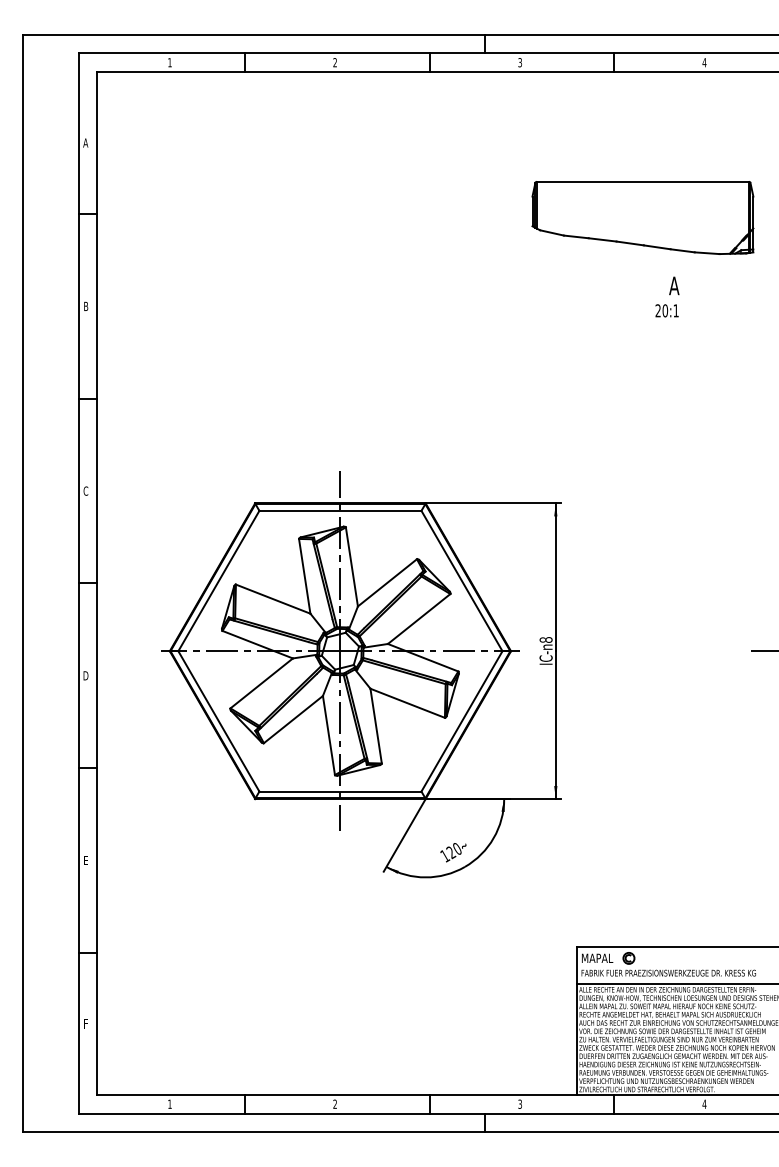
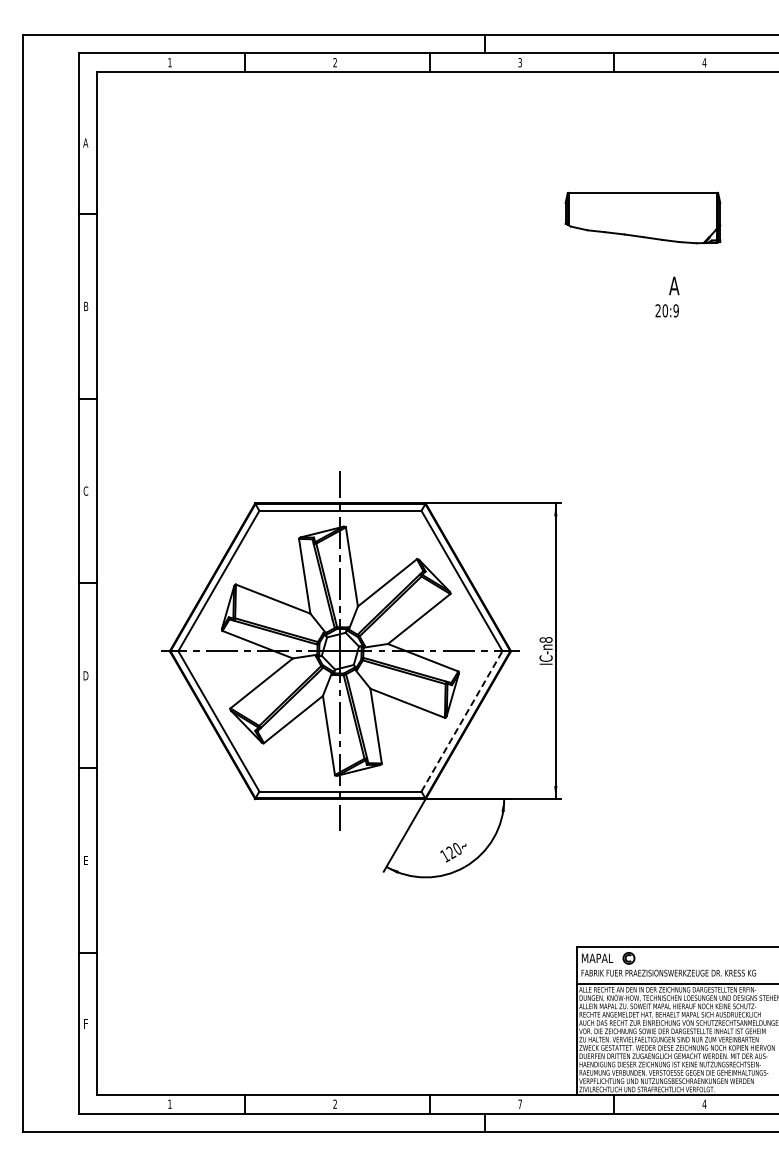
part size: 224x74 px -> 158x54 px (642, 217)
text: 20:1 -> 20:9 (675, 310)
line: present -> none (762, 651)
line: solid -> dashed (462, 720)
text: 3 -> 7 (519, 1103)
